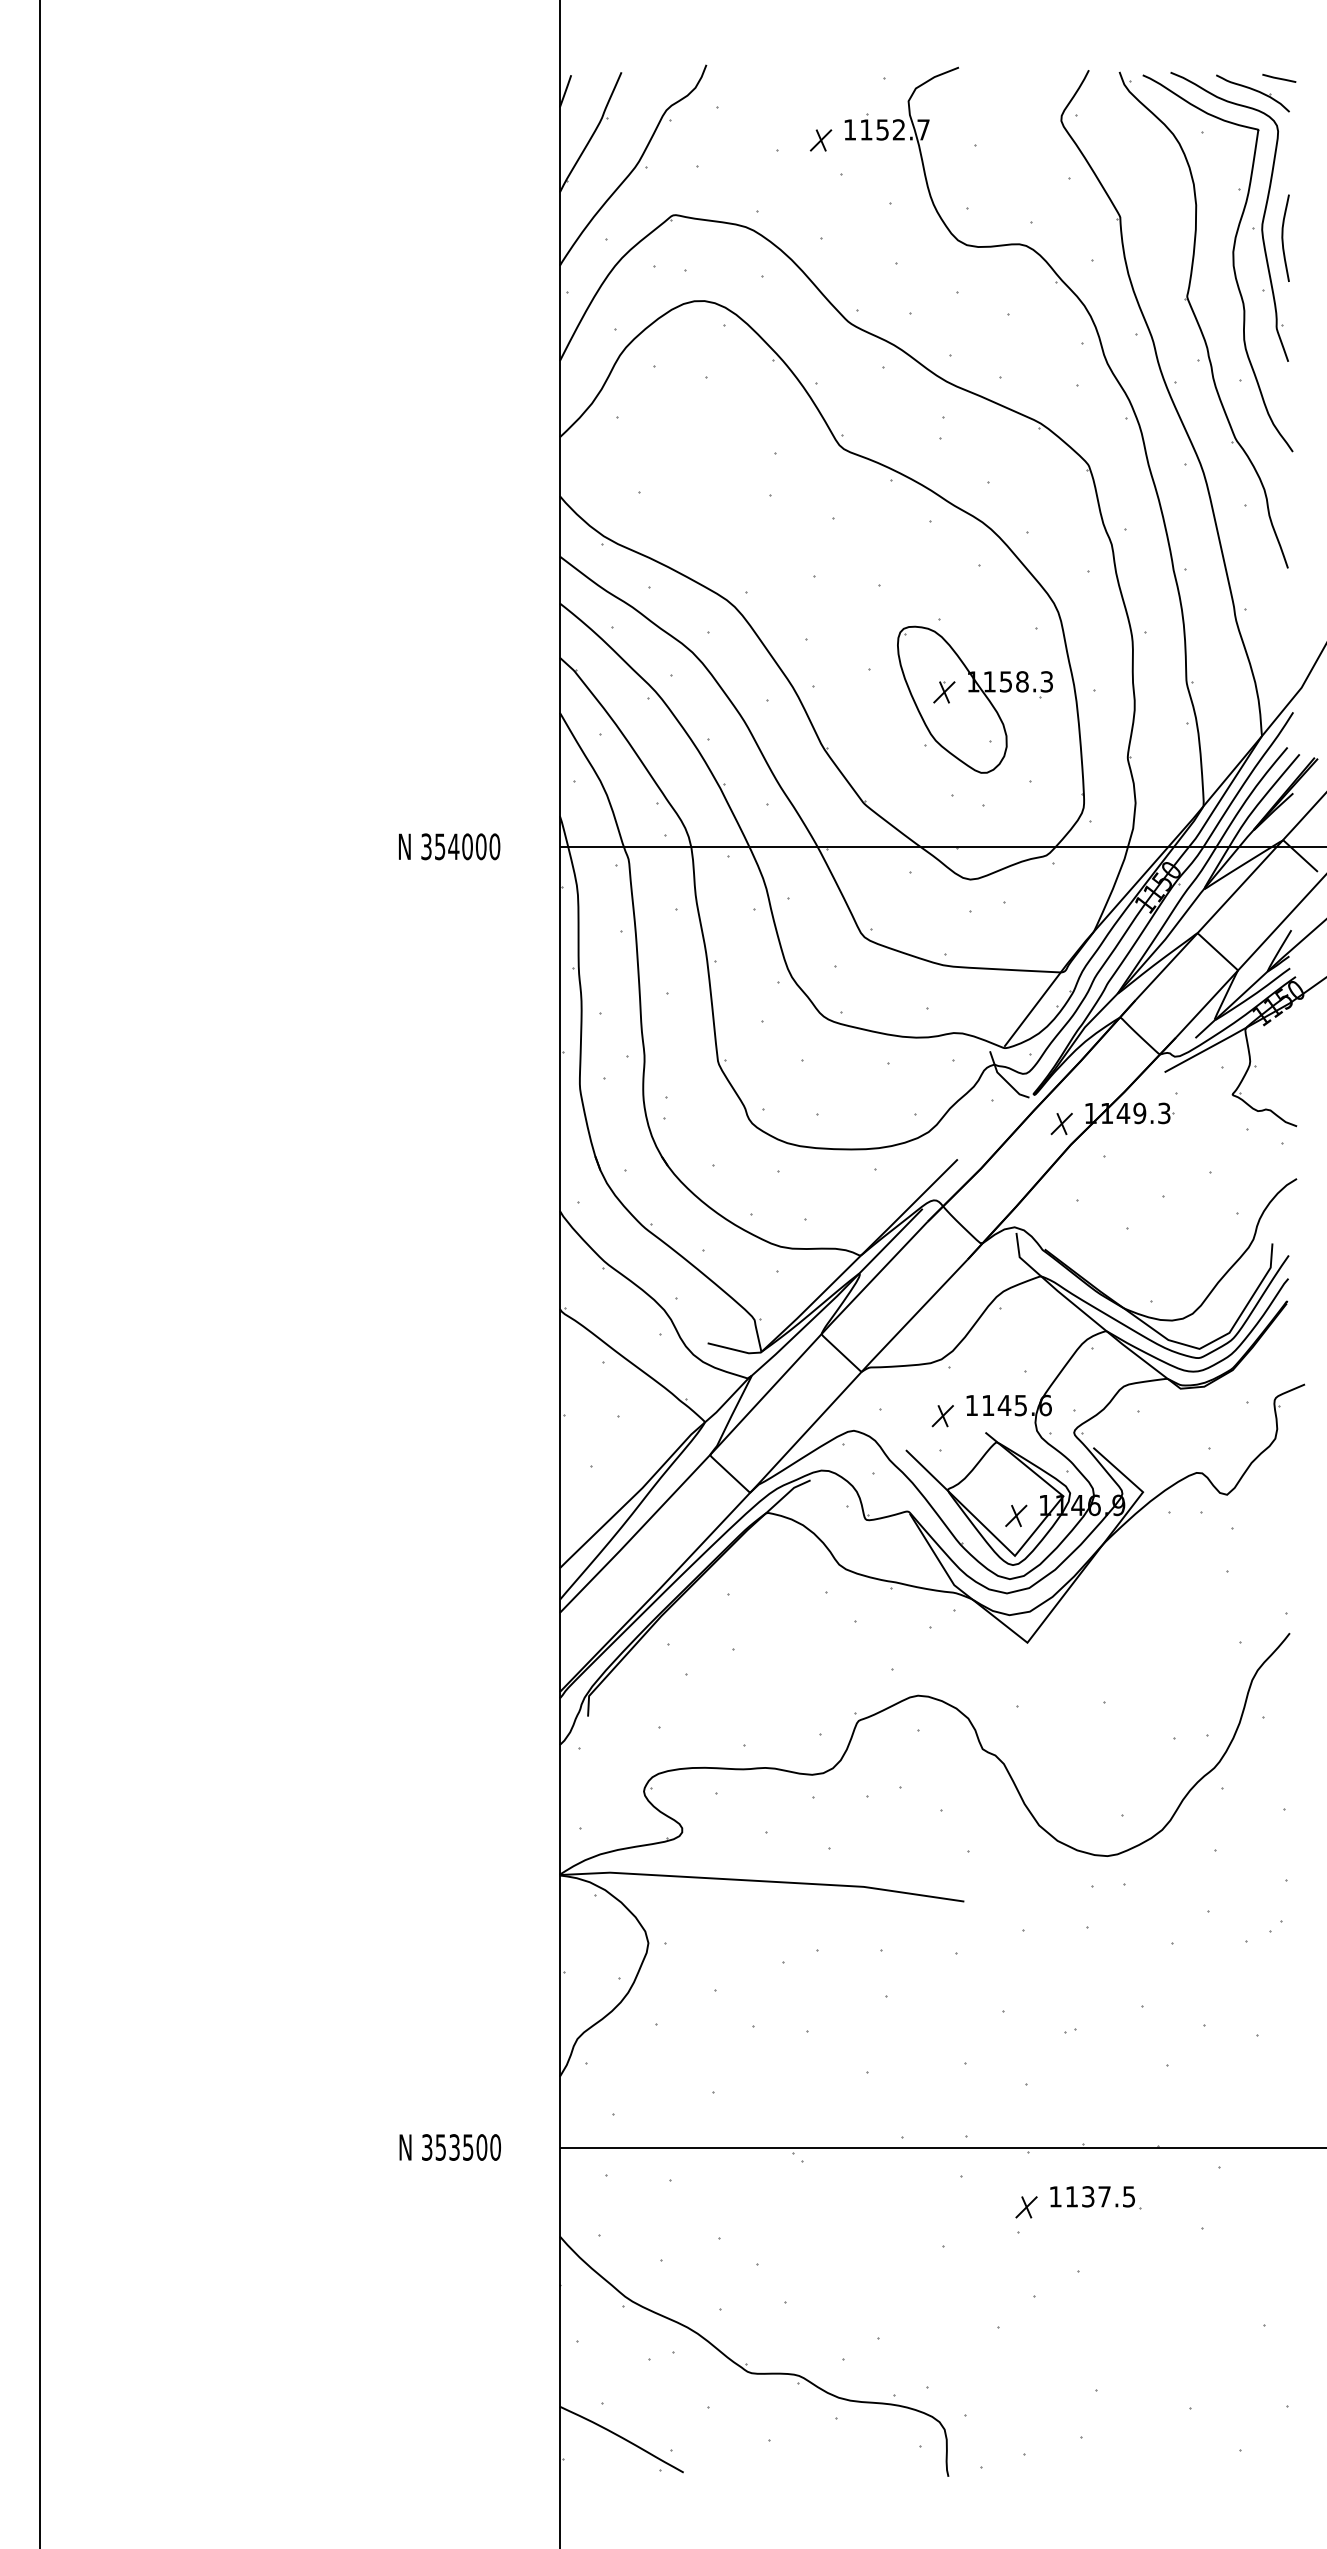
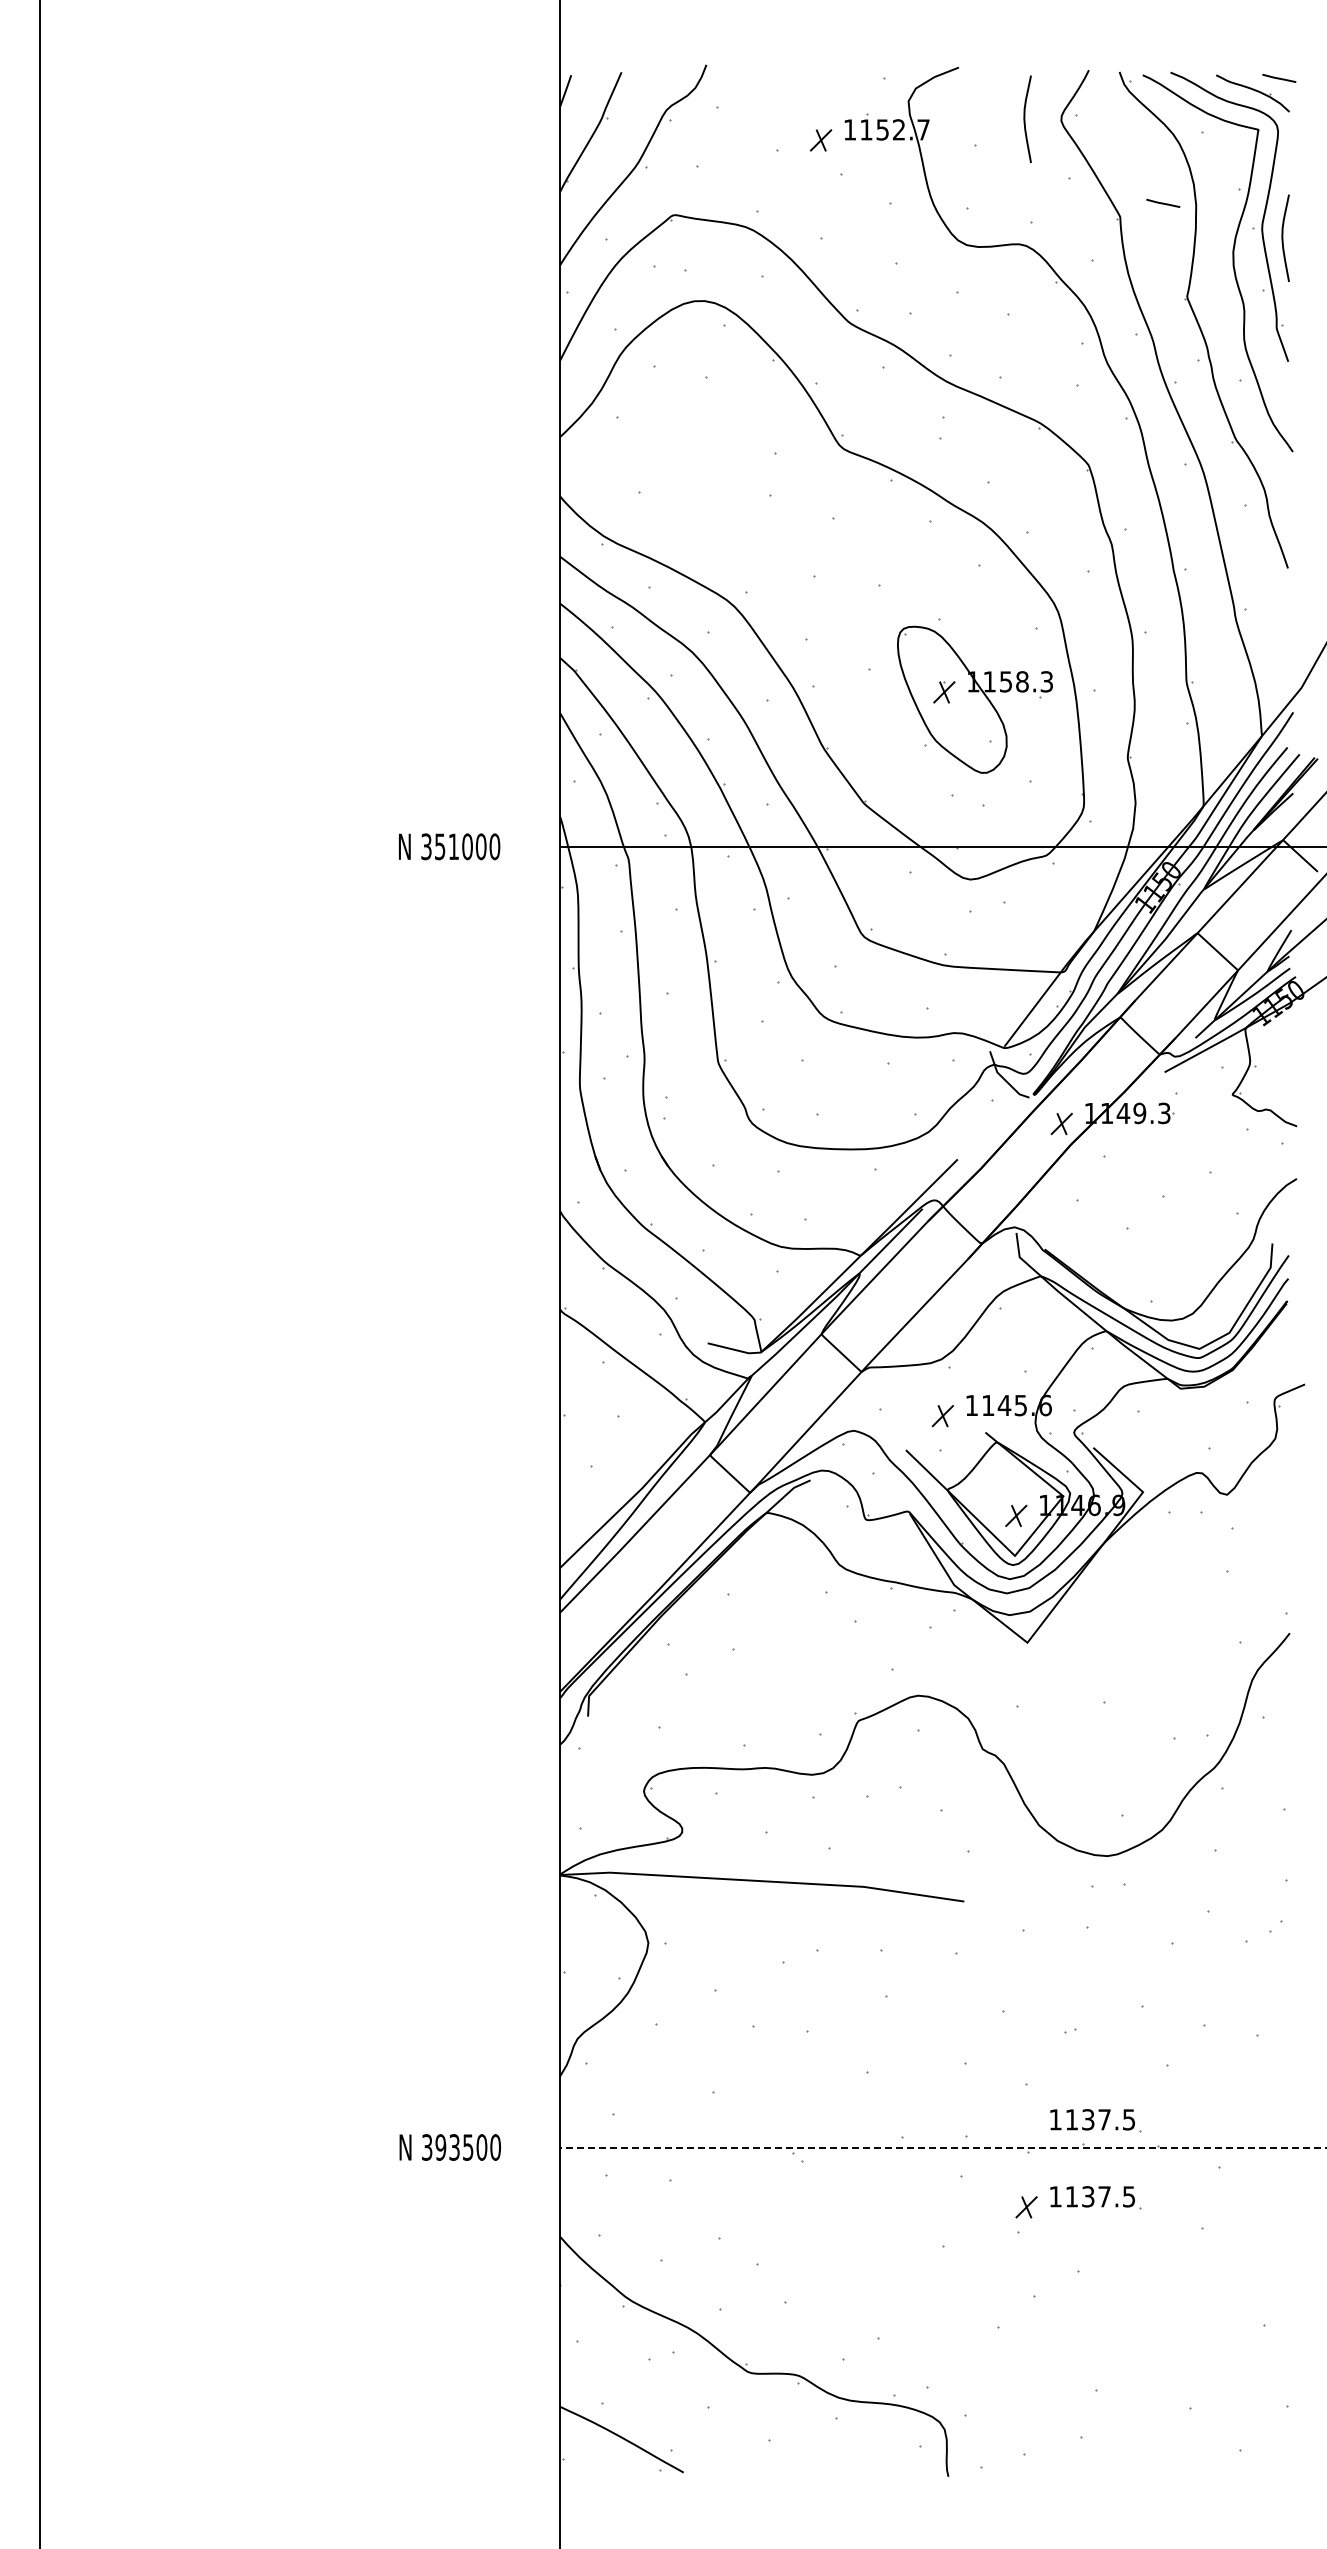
curve: none -> present (1025, 118)
line: none -> present (1163, 203)
text: 354000 -> 351000 (453, 846)
part: none -> present (1095, 2120)
text: 353500 -> 393500 (440, 2147)
line: solid -> dashed (942, 2147)
